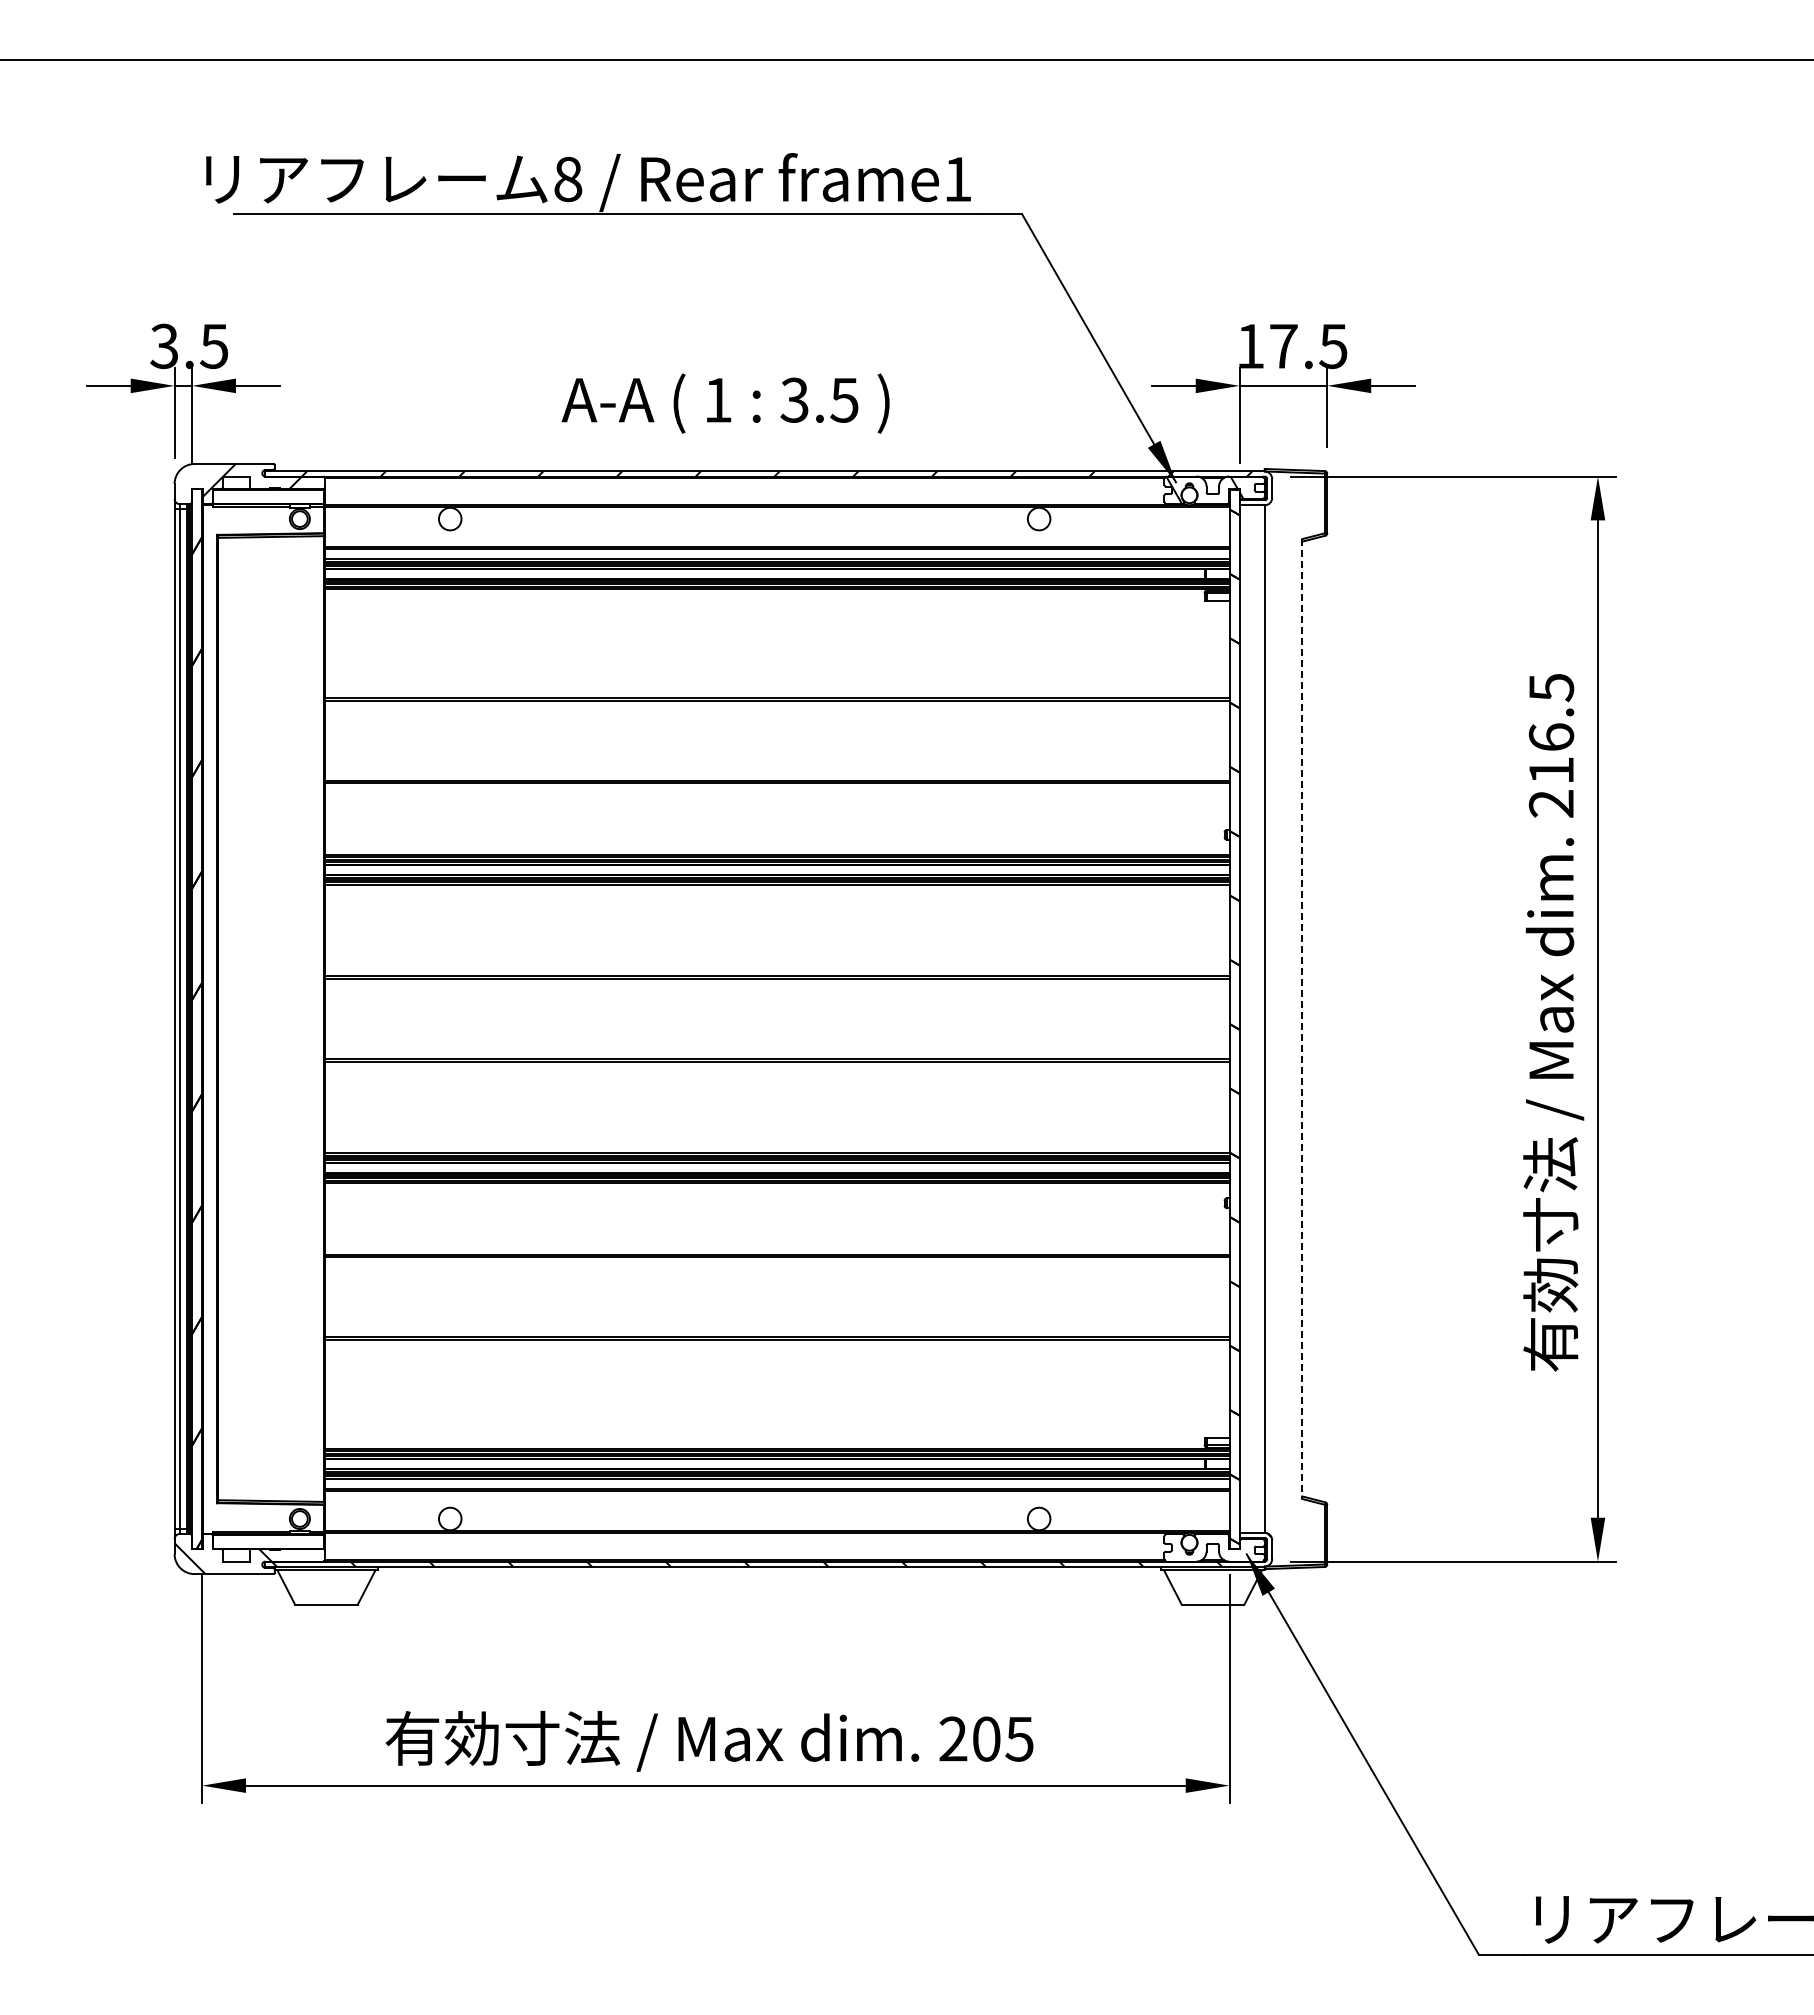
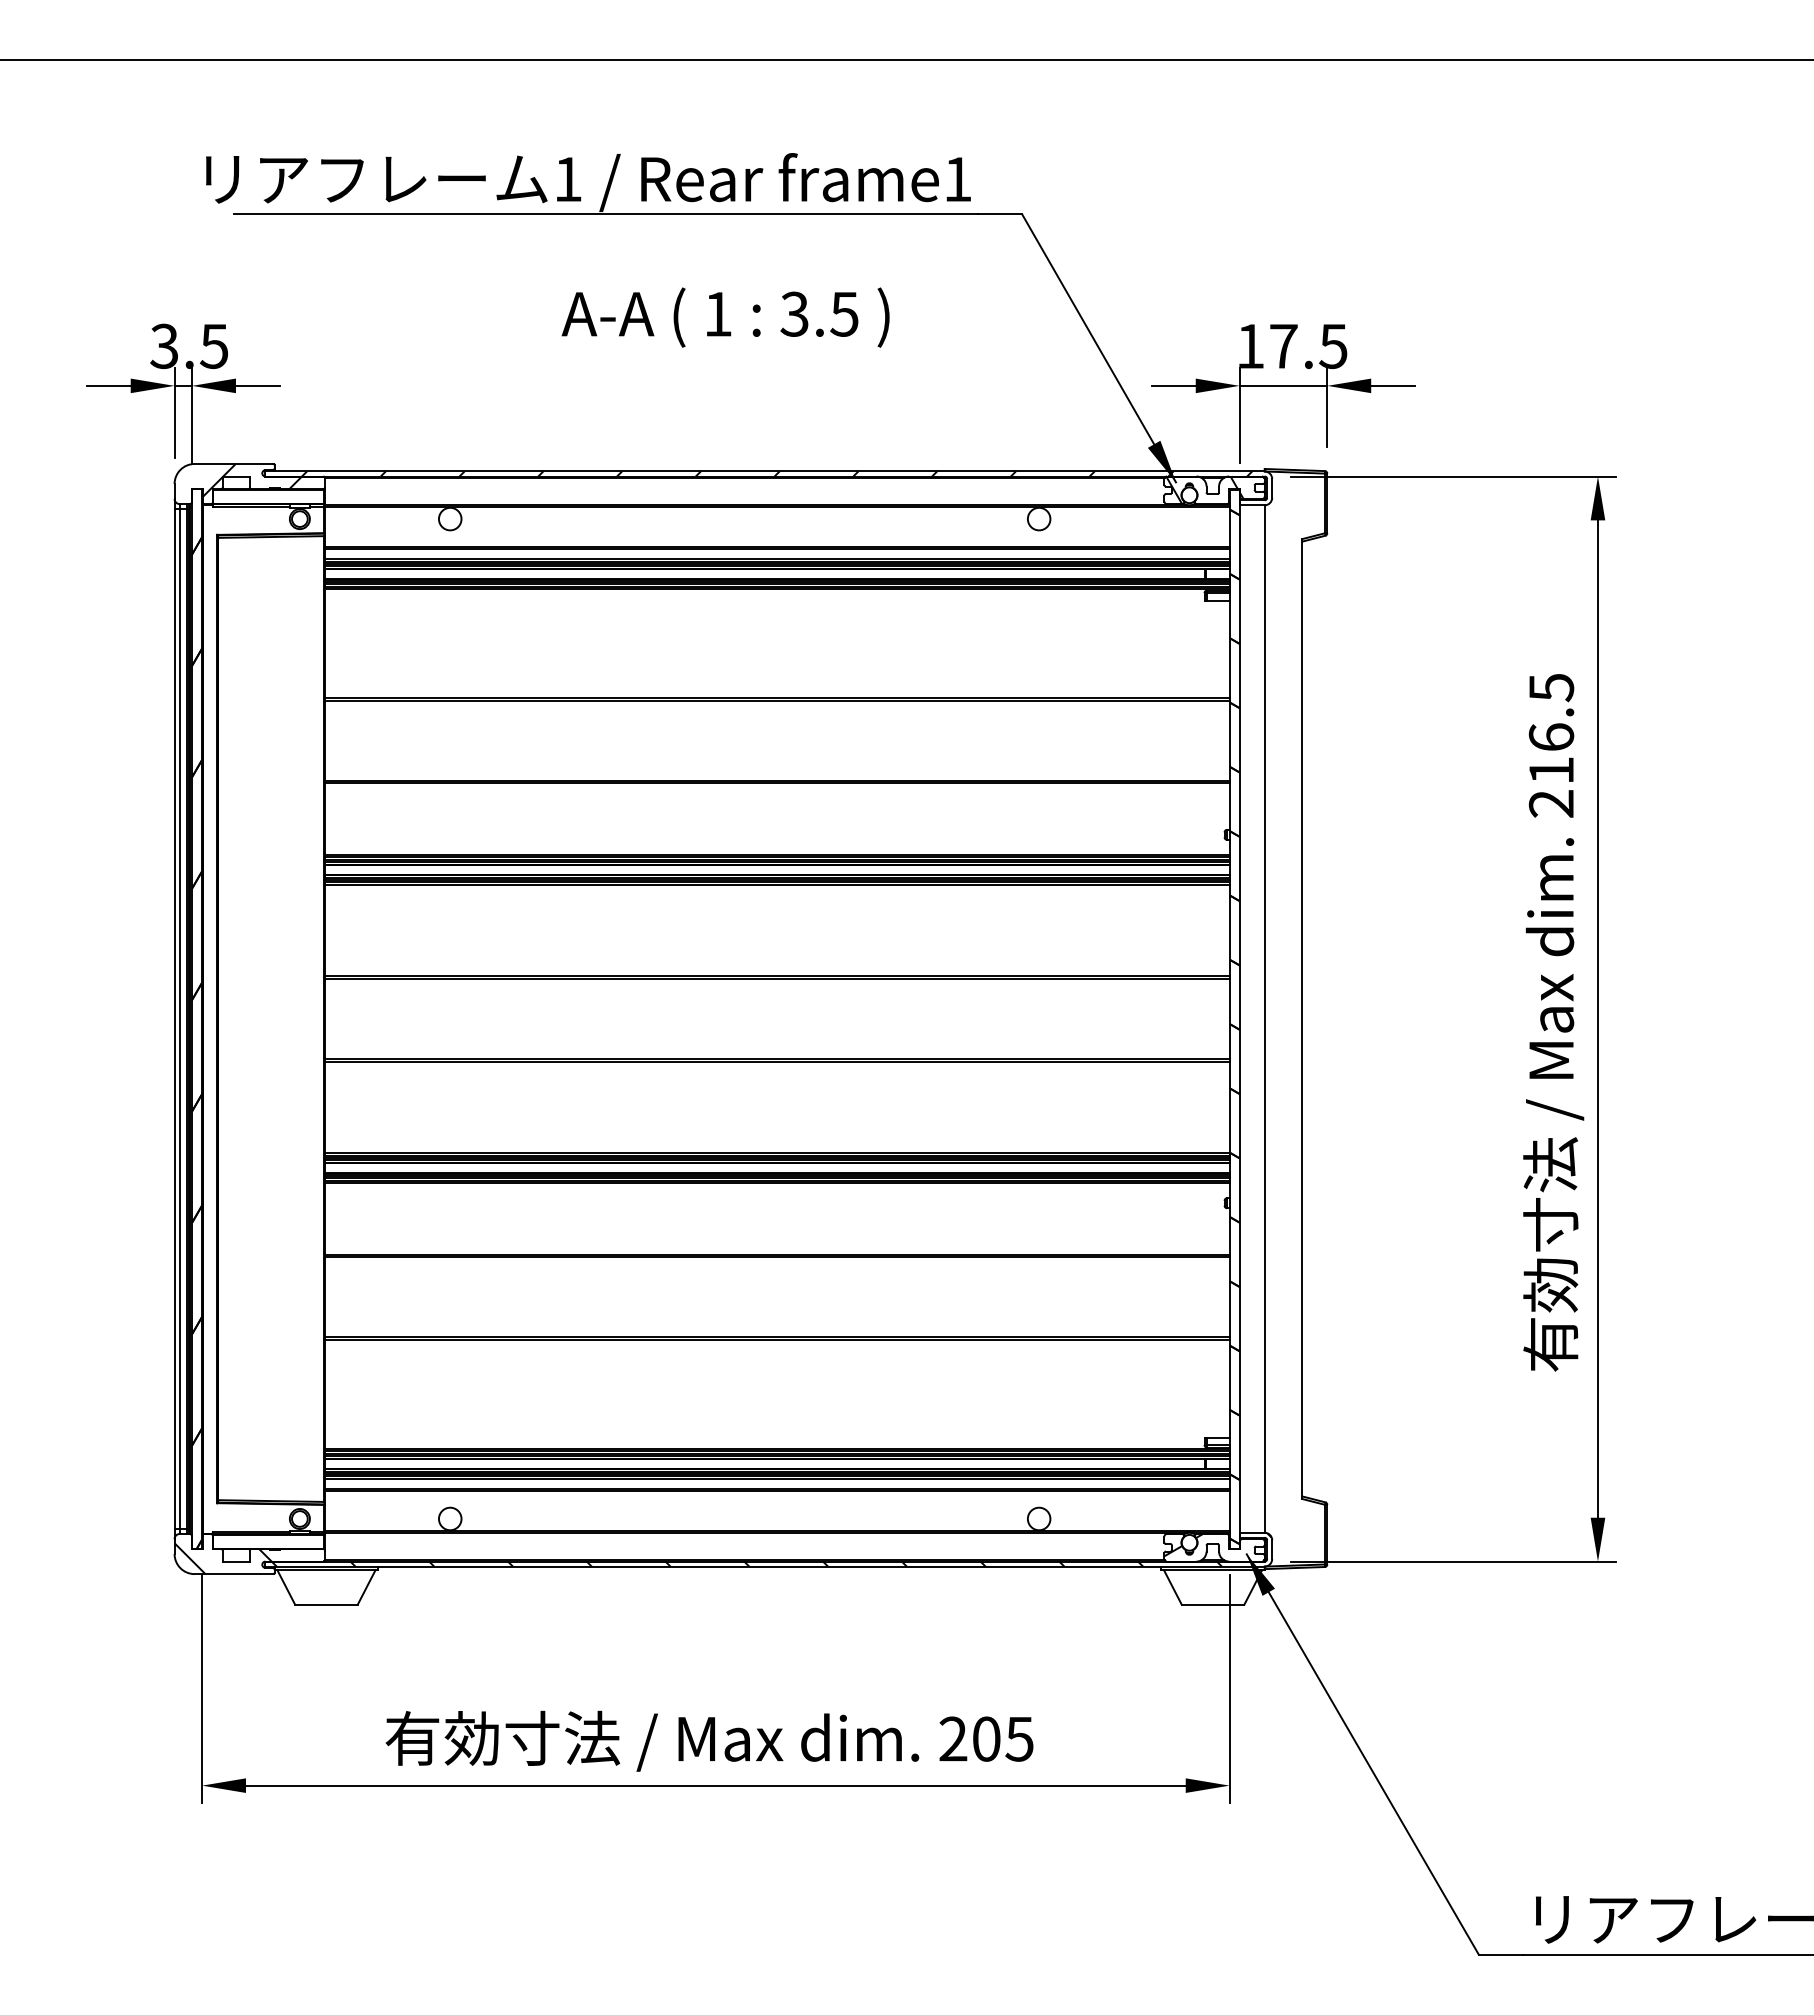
text: 8 -> 1 (568, 179)
text position: (725, 403) -> (725, 317) (725, 317)
line: dashed -> solid (1302, 1019)
hatch: none -> present (1183, 1545)
